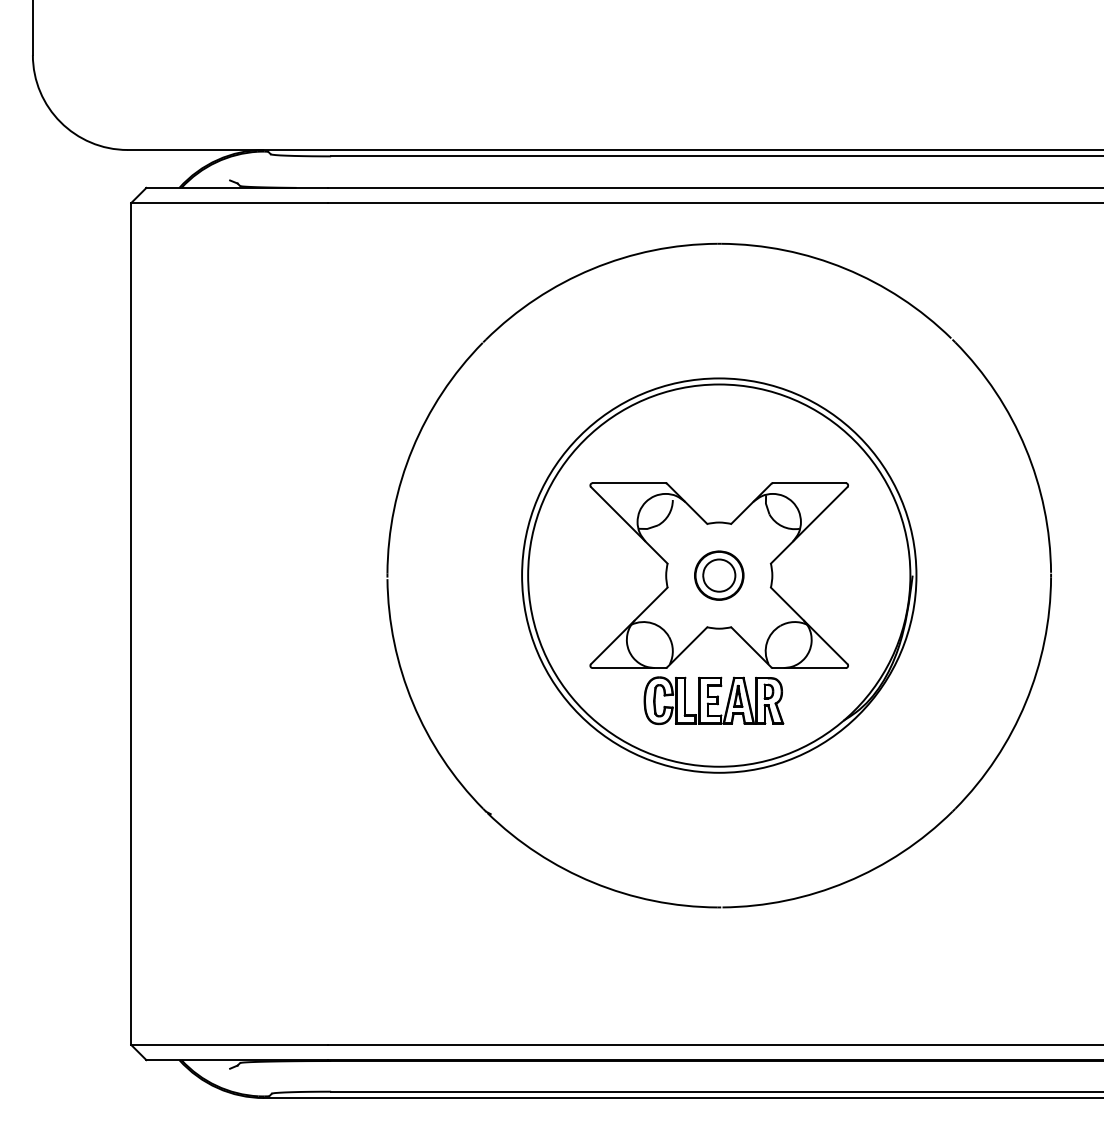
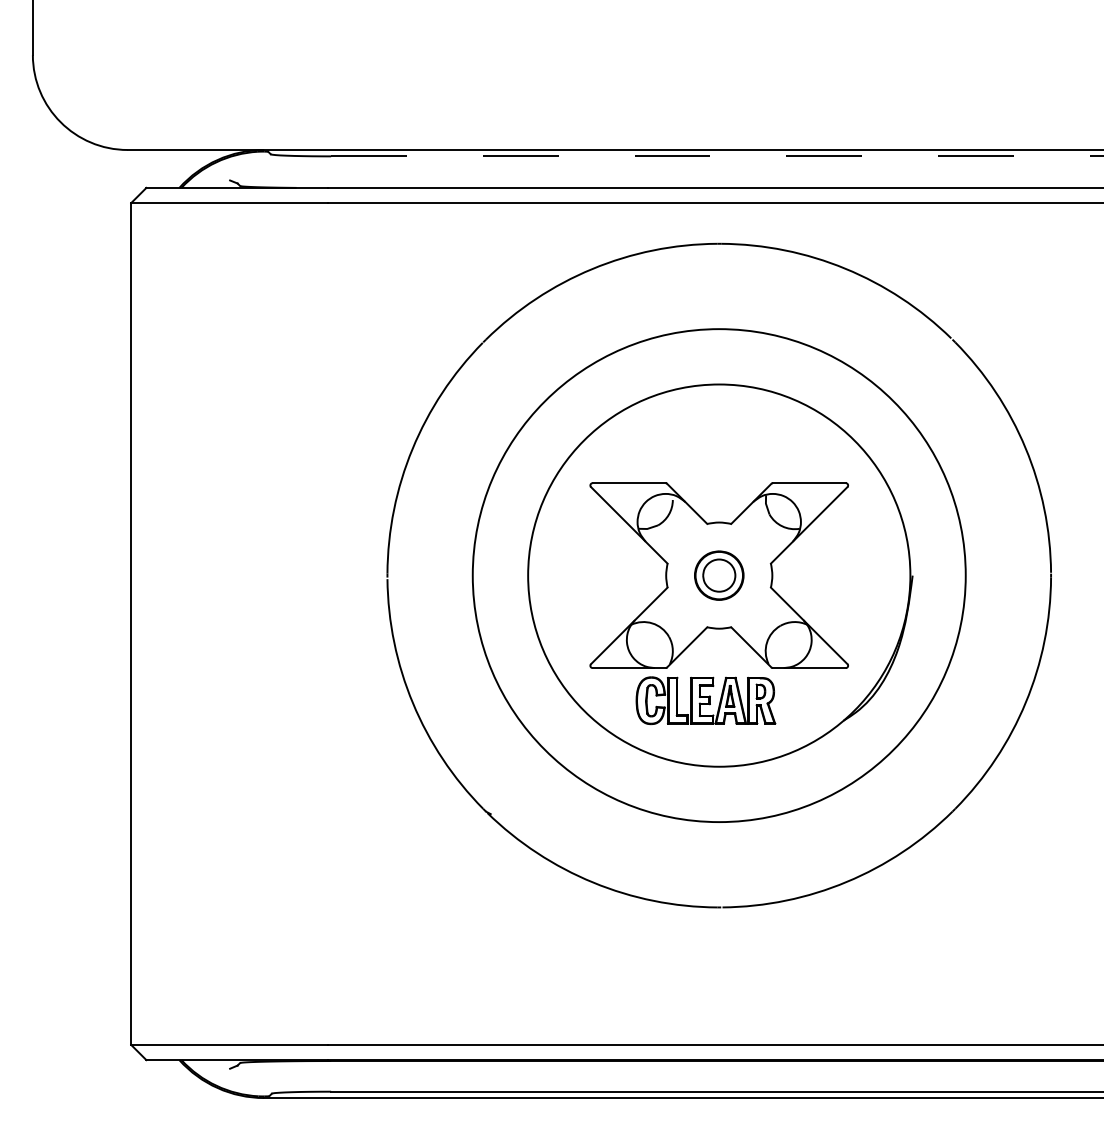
line: solid -> dashed (717, 156)
circle diameter: 394 px -> 493 px (718, 575)
part position: (713, 700) -> (705, 700) (705, 700)
